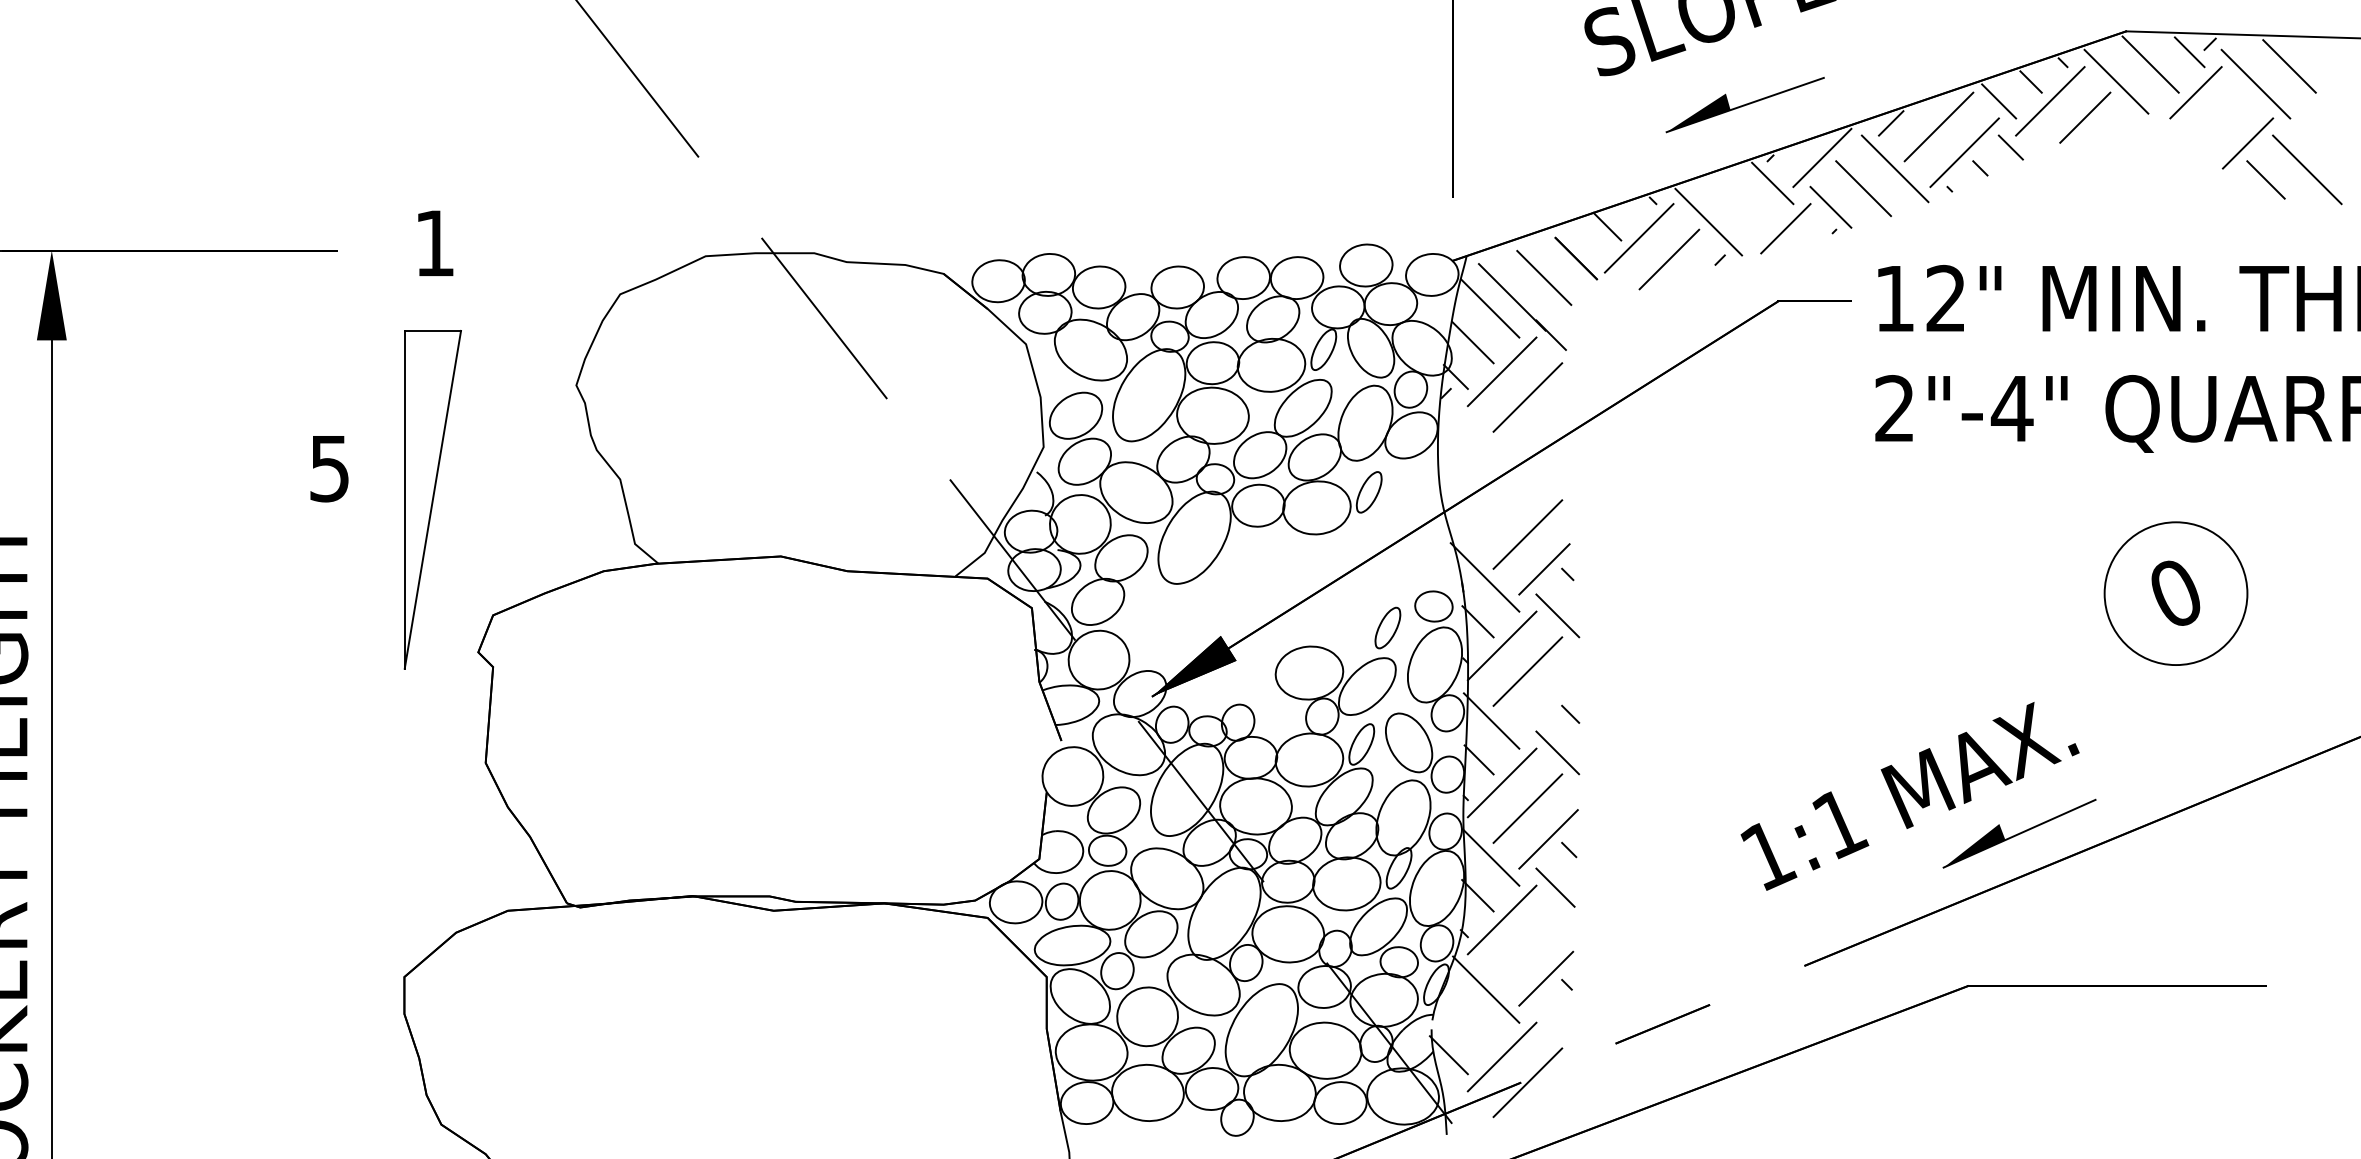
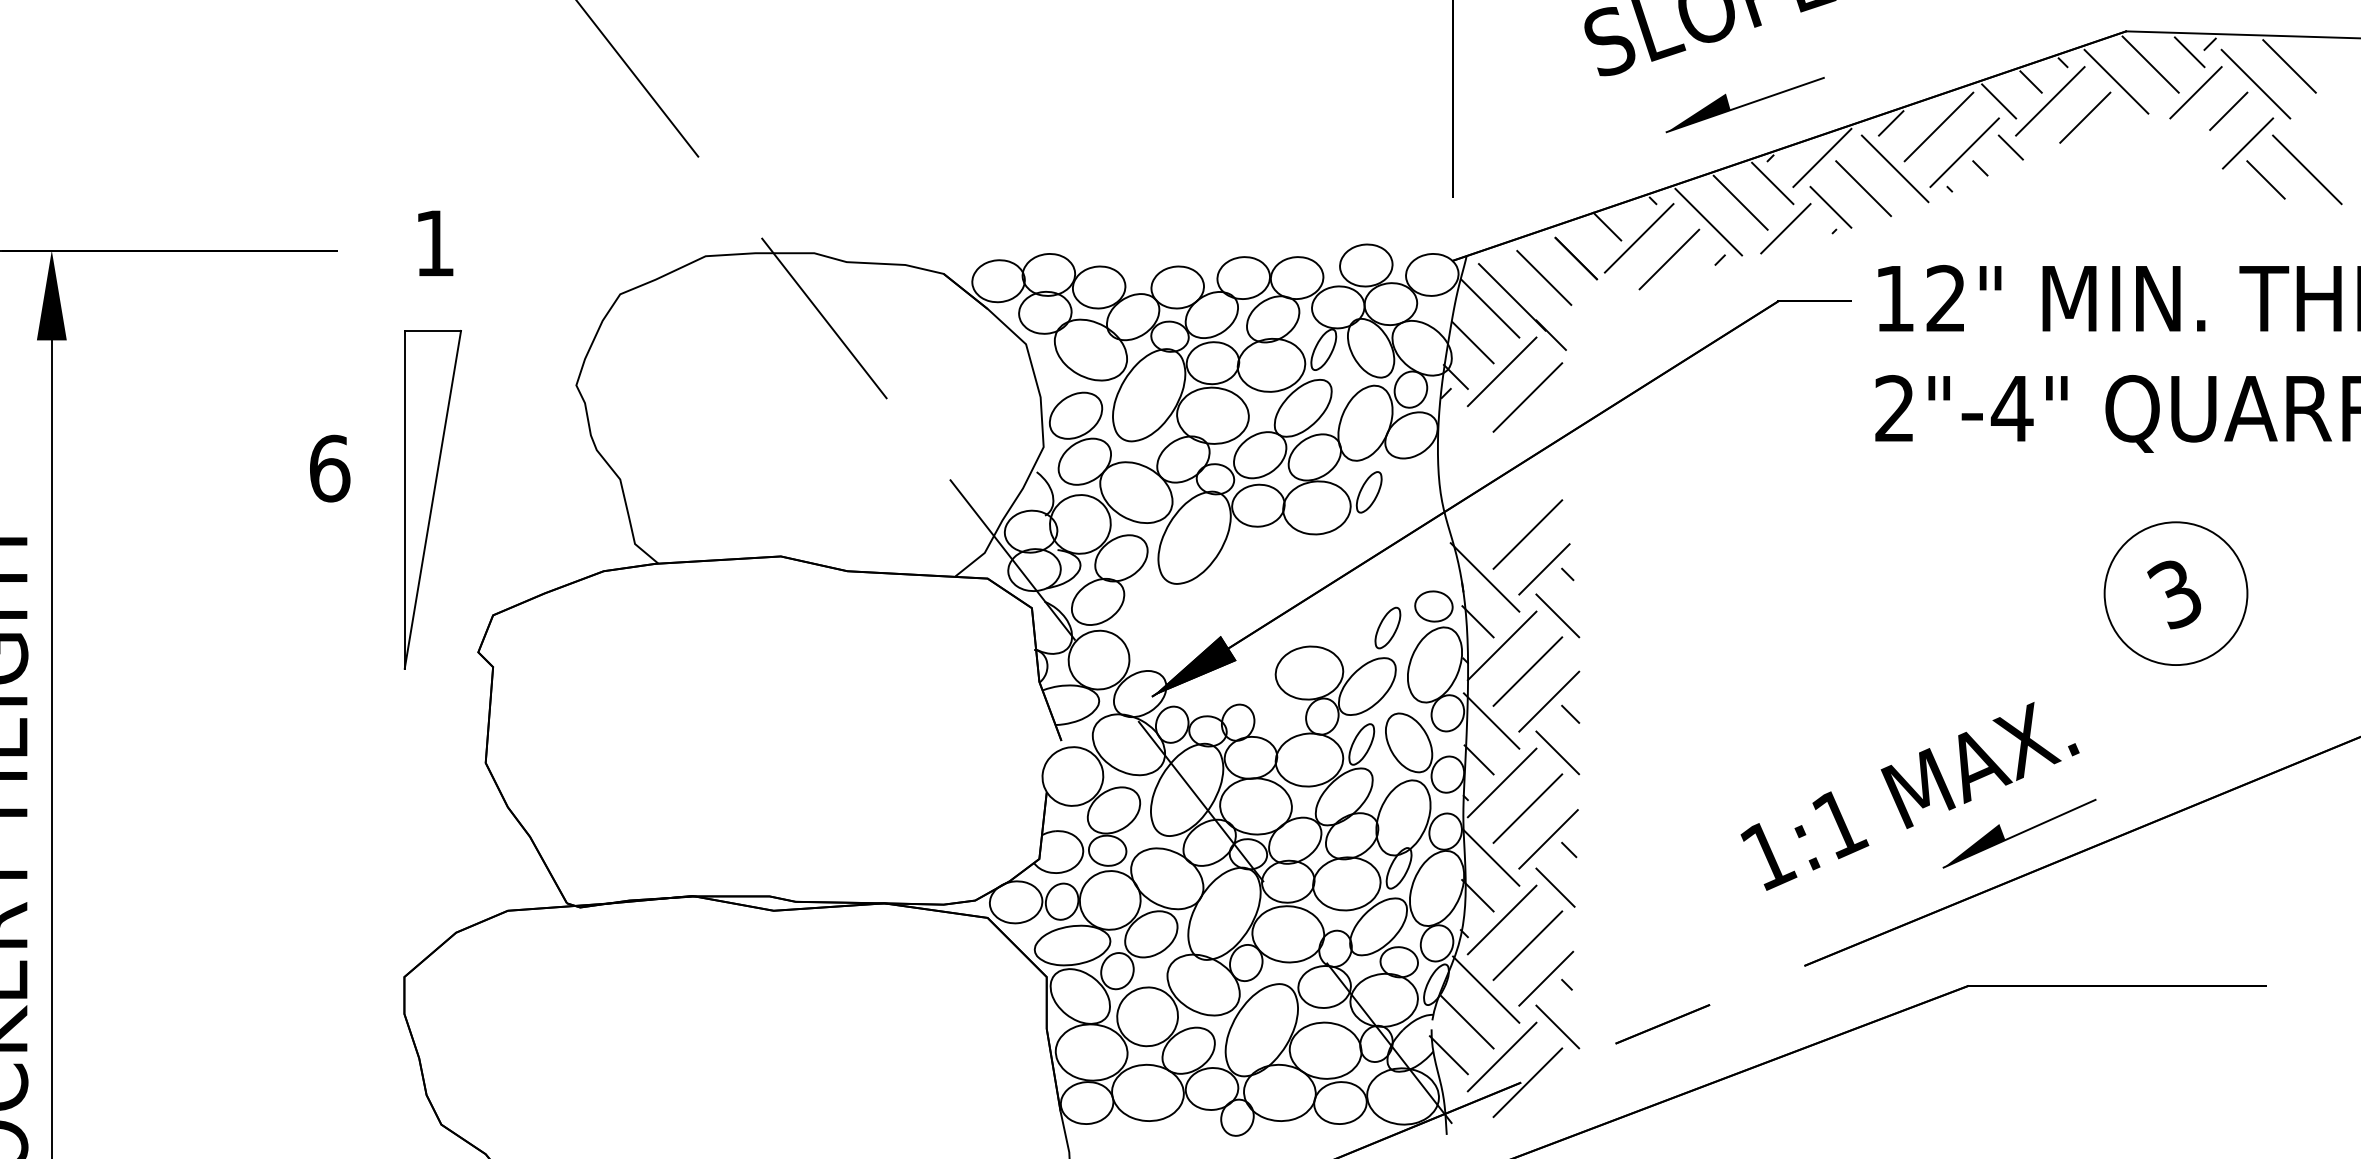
line: none -> present (2228, 110)
line: none -> present (1740, 202)
text: 5 -> 6 (330, 468)
text: 0 -> 3 (2174, 594)
line: none -> present (1549, 701)
line: none -> present (1527, 945)
line: none -> present (1467, 1022)
line: none -> present (1557, 1026)
